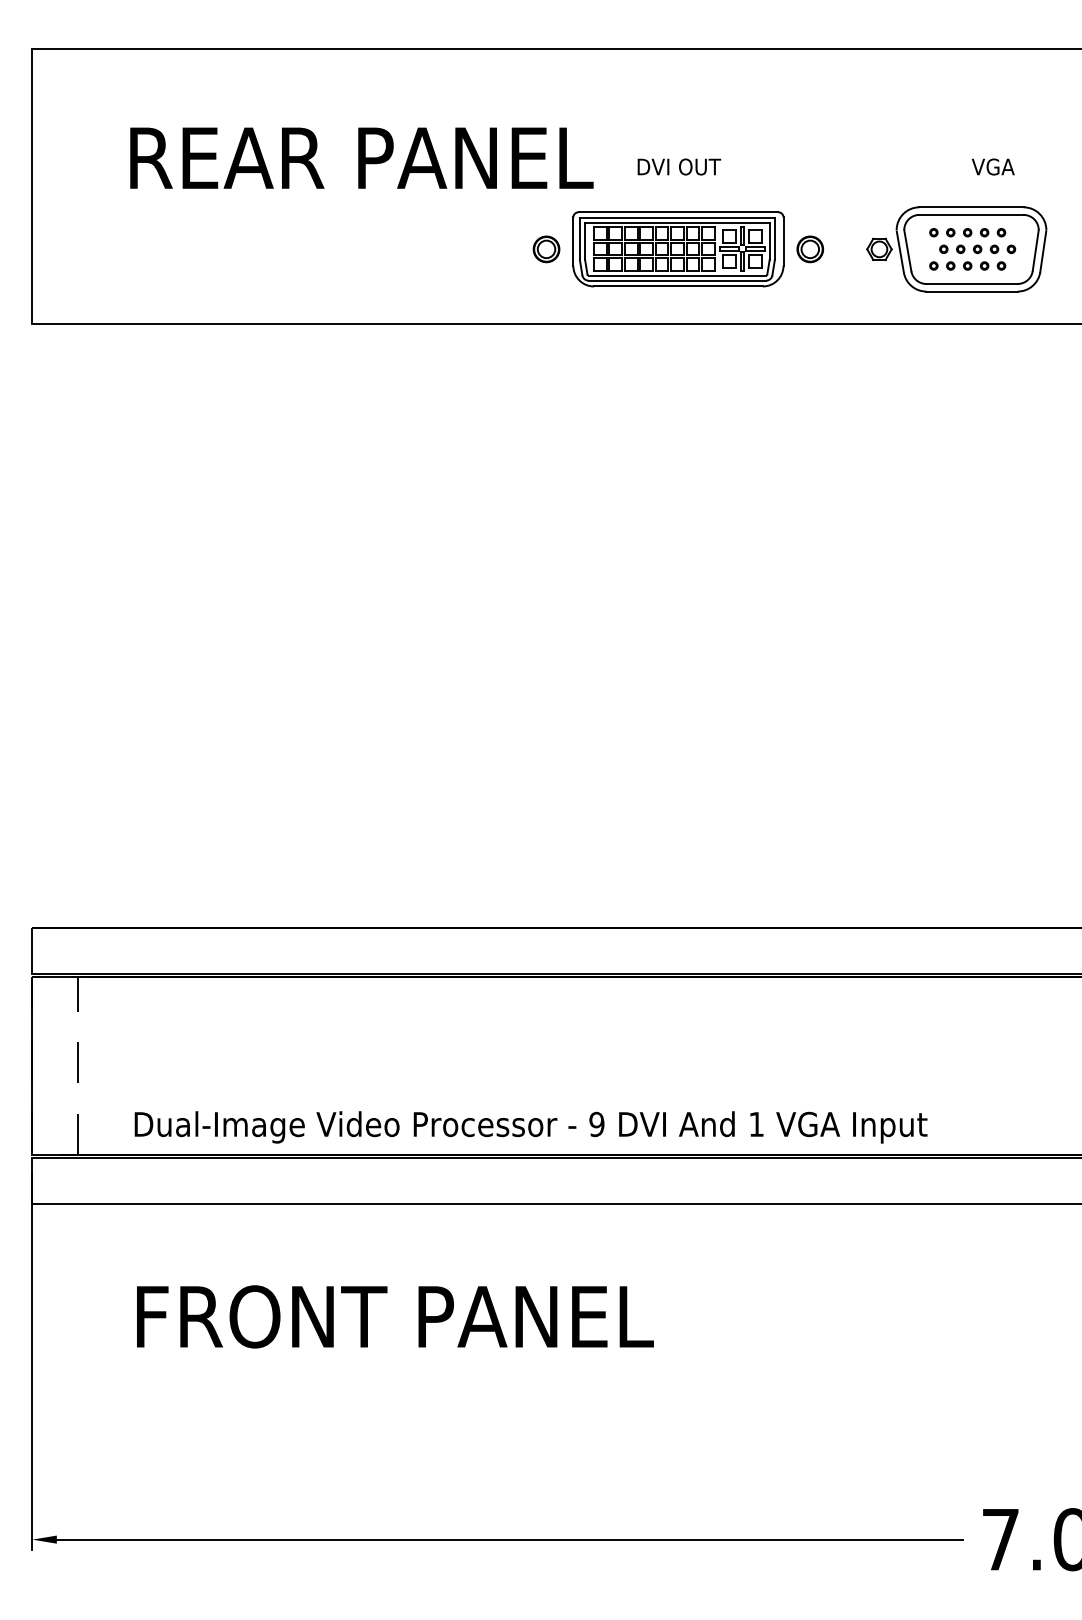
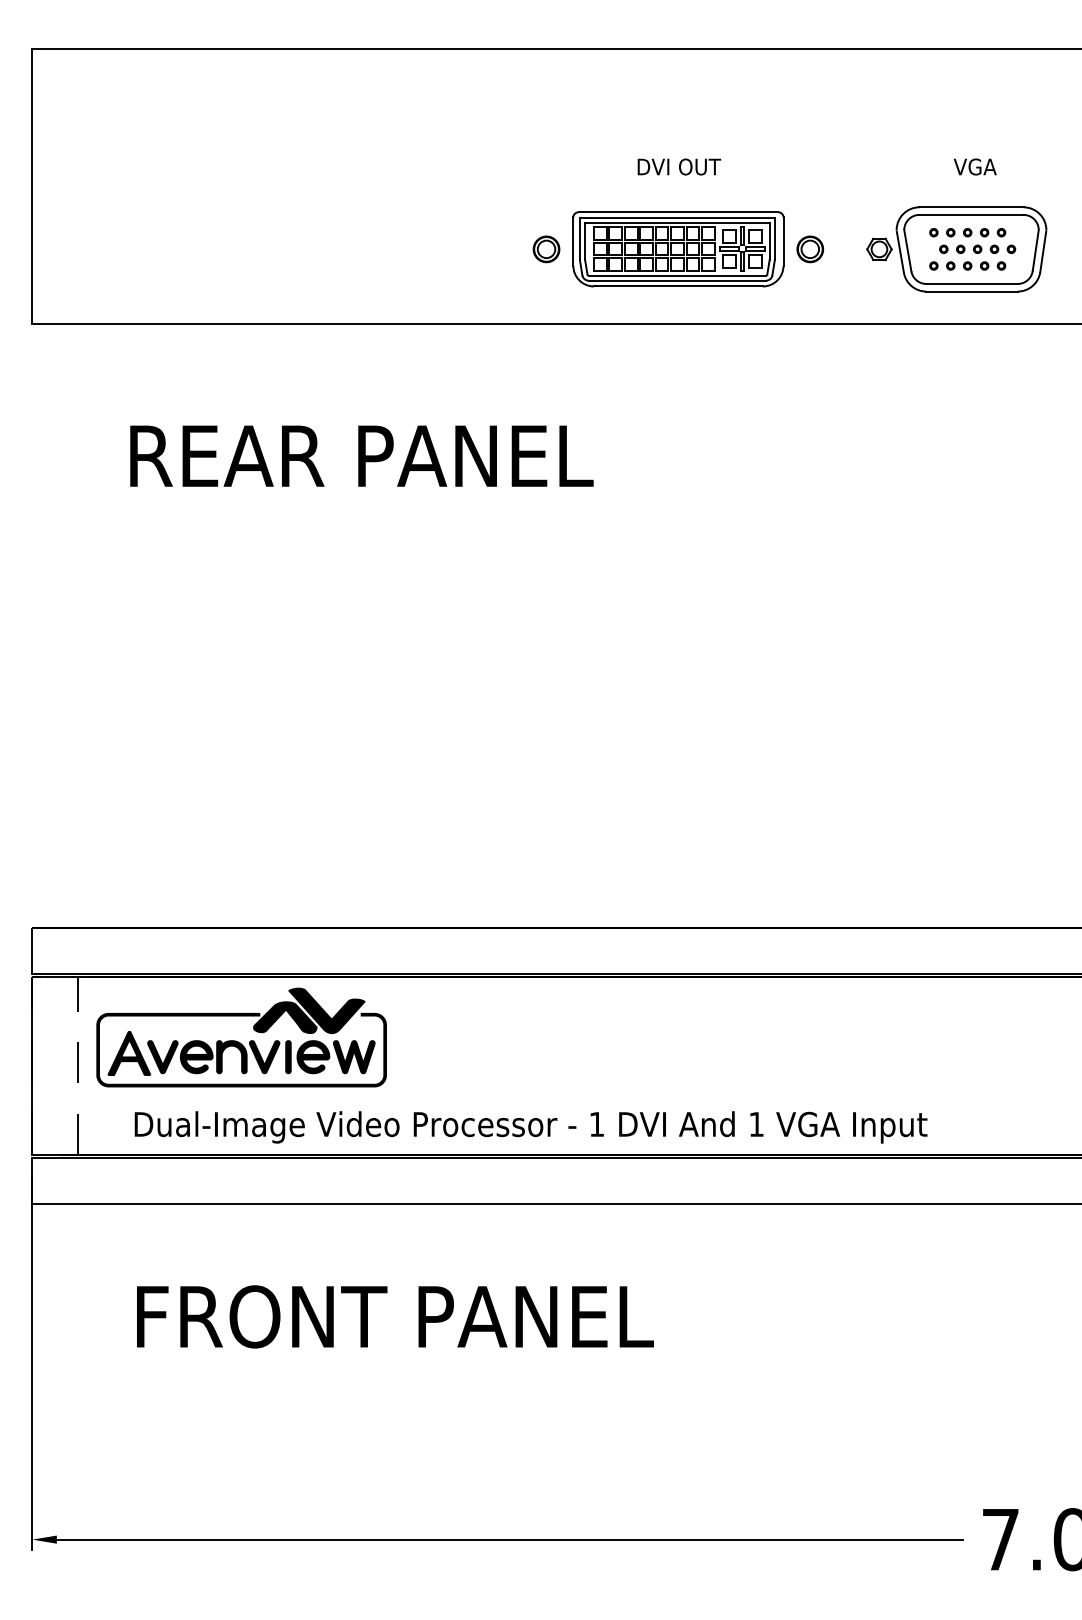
text position: (361, 157) -> (361, 455) (361, 455)
text position: (992, 166) -> (974, 166) (974, 166)
part: none -> present (241, 1037)
text: 9 -> 1 (596, 1124)
